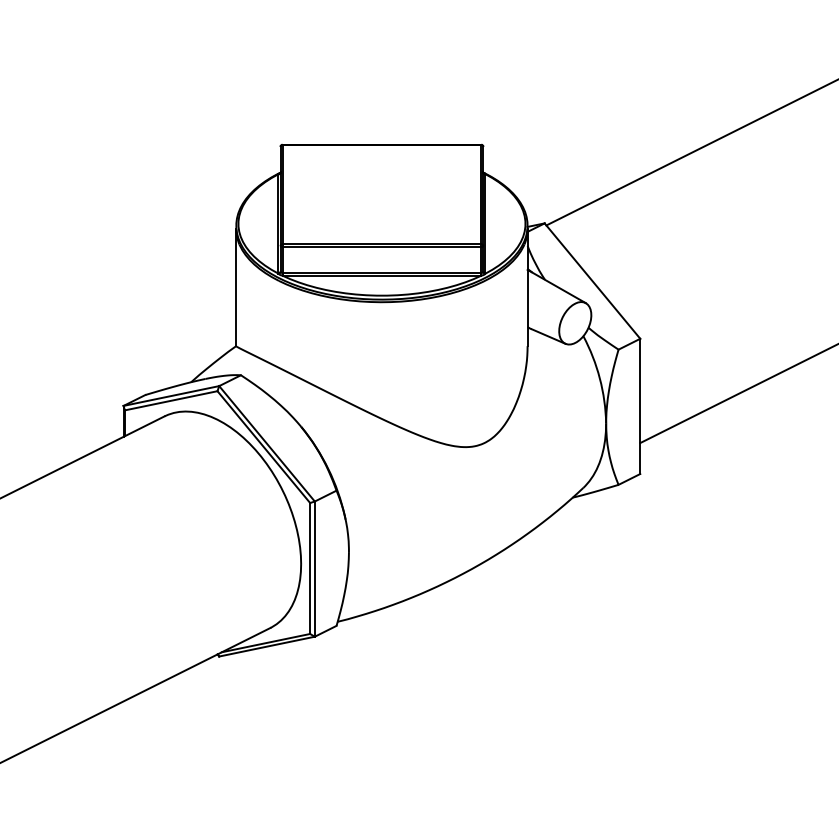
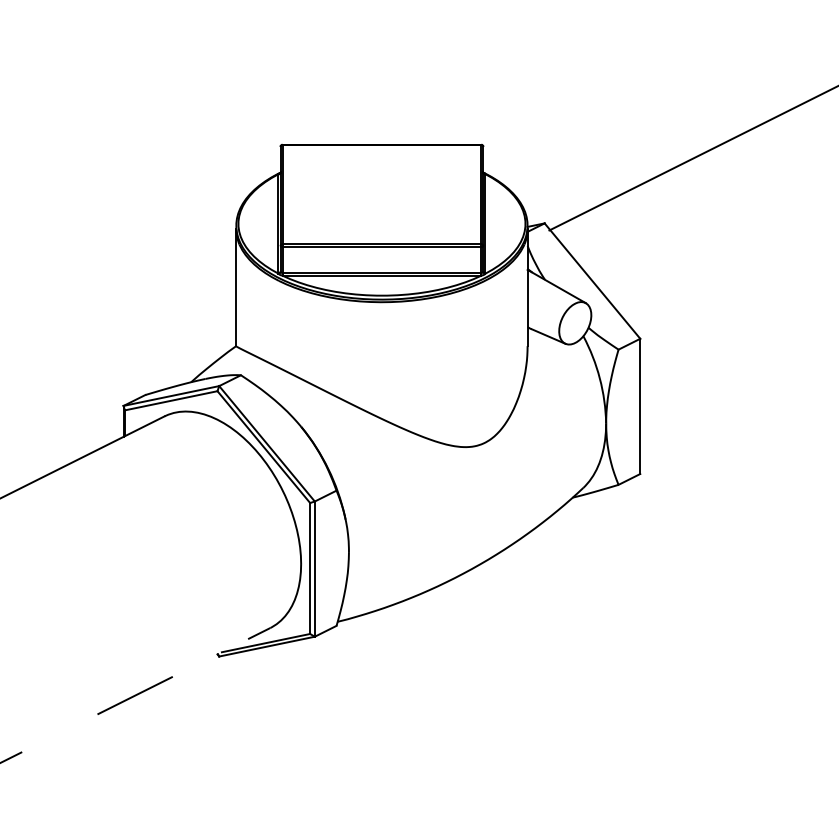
line position: (690, 152) -> (692, 158) (692, 158)
line: present -> none (737, 394)
line: solid -> dashed (135, 695)
